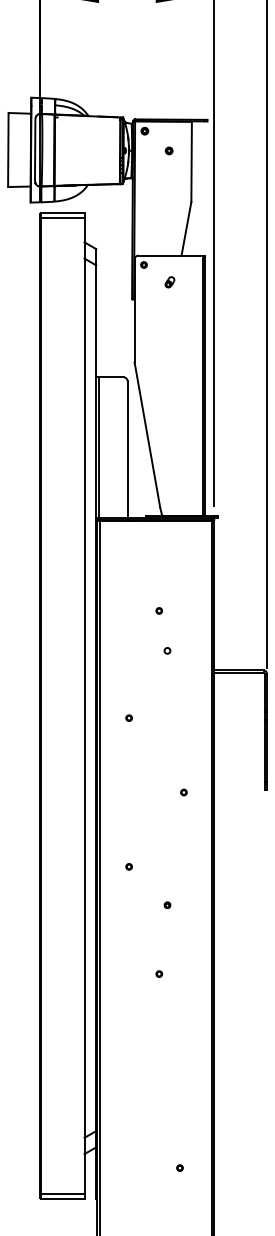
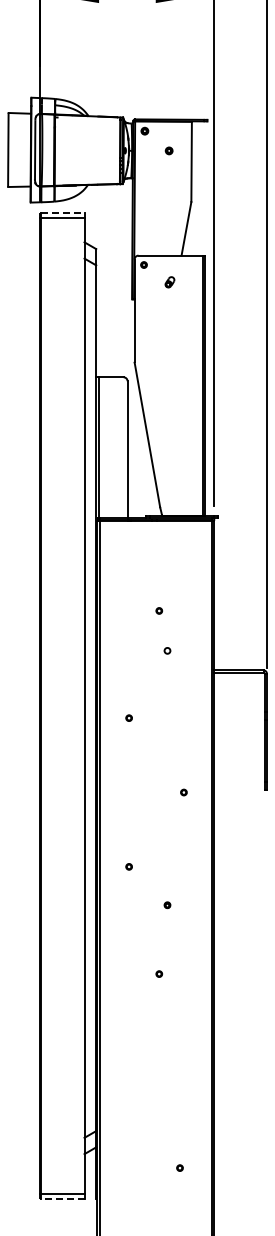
line: solid -> dashed (62, 213)
line: solid -> dashed (62, 1198)
